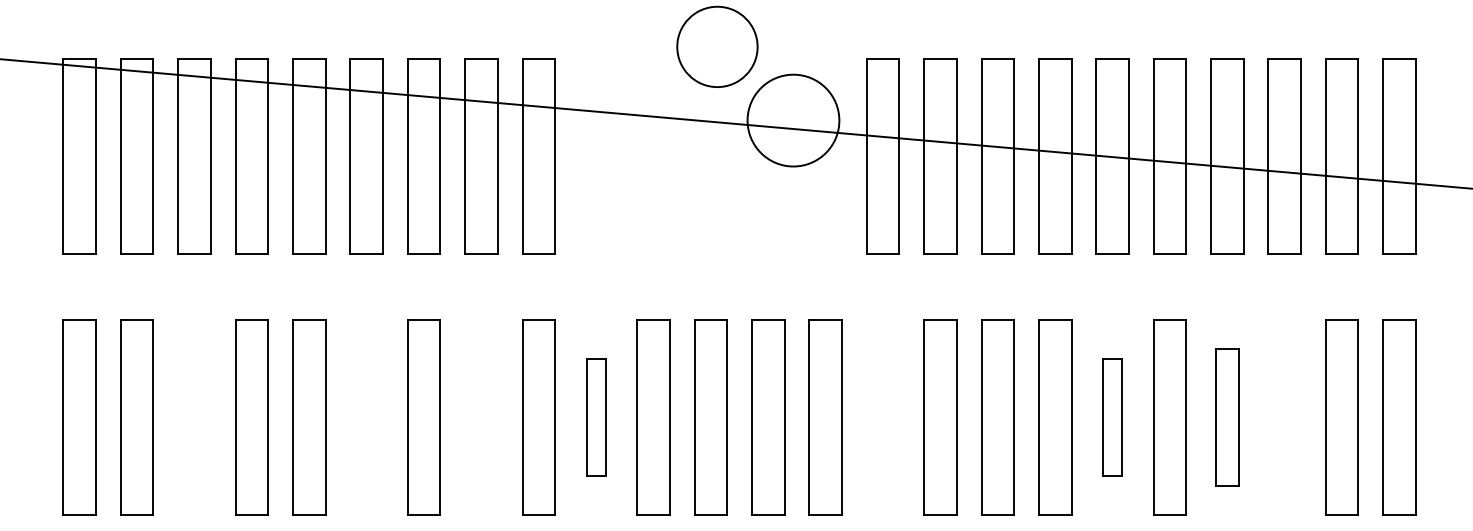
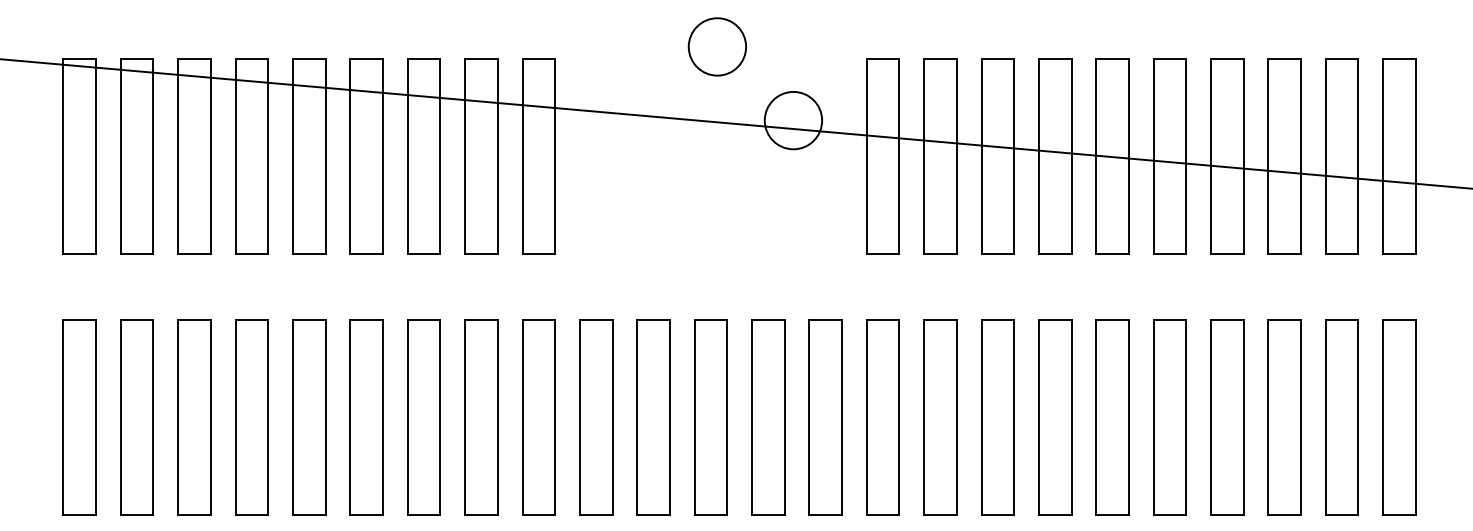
circle diameter: 80 px -> 57 px (717, 46)
circle diameter: 92 px -> 57 px (793, 120)
part: none -> present (194, 417)
part: none -> present (366, 417)
part: none -> present (481, 417)
part size: 21x119 px -> 35x197 px (596, 417)
part: none -> present (882, 417)
part size: 21x119 px -> 35x197 px (1112, 417)
part size: 25x139 px -> 35x197 px (1227, 417)
part: none -> present (1284, 417)
